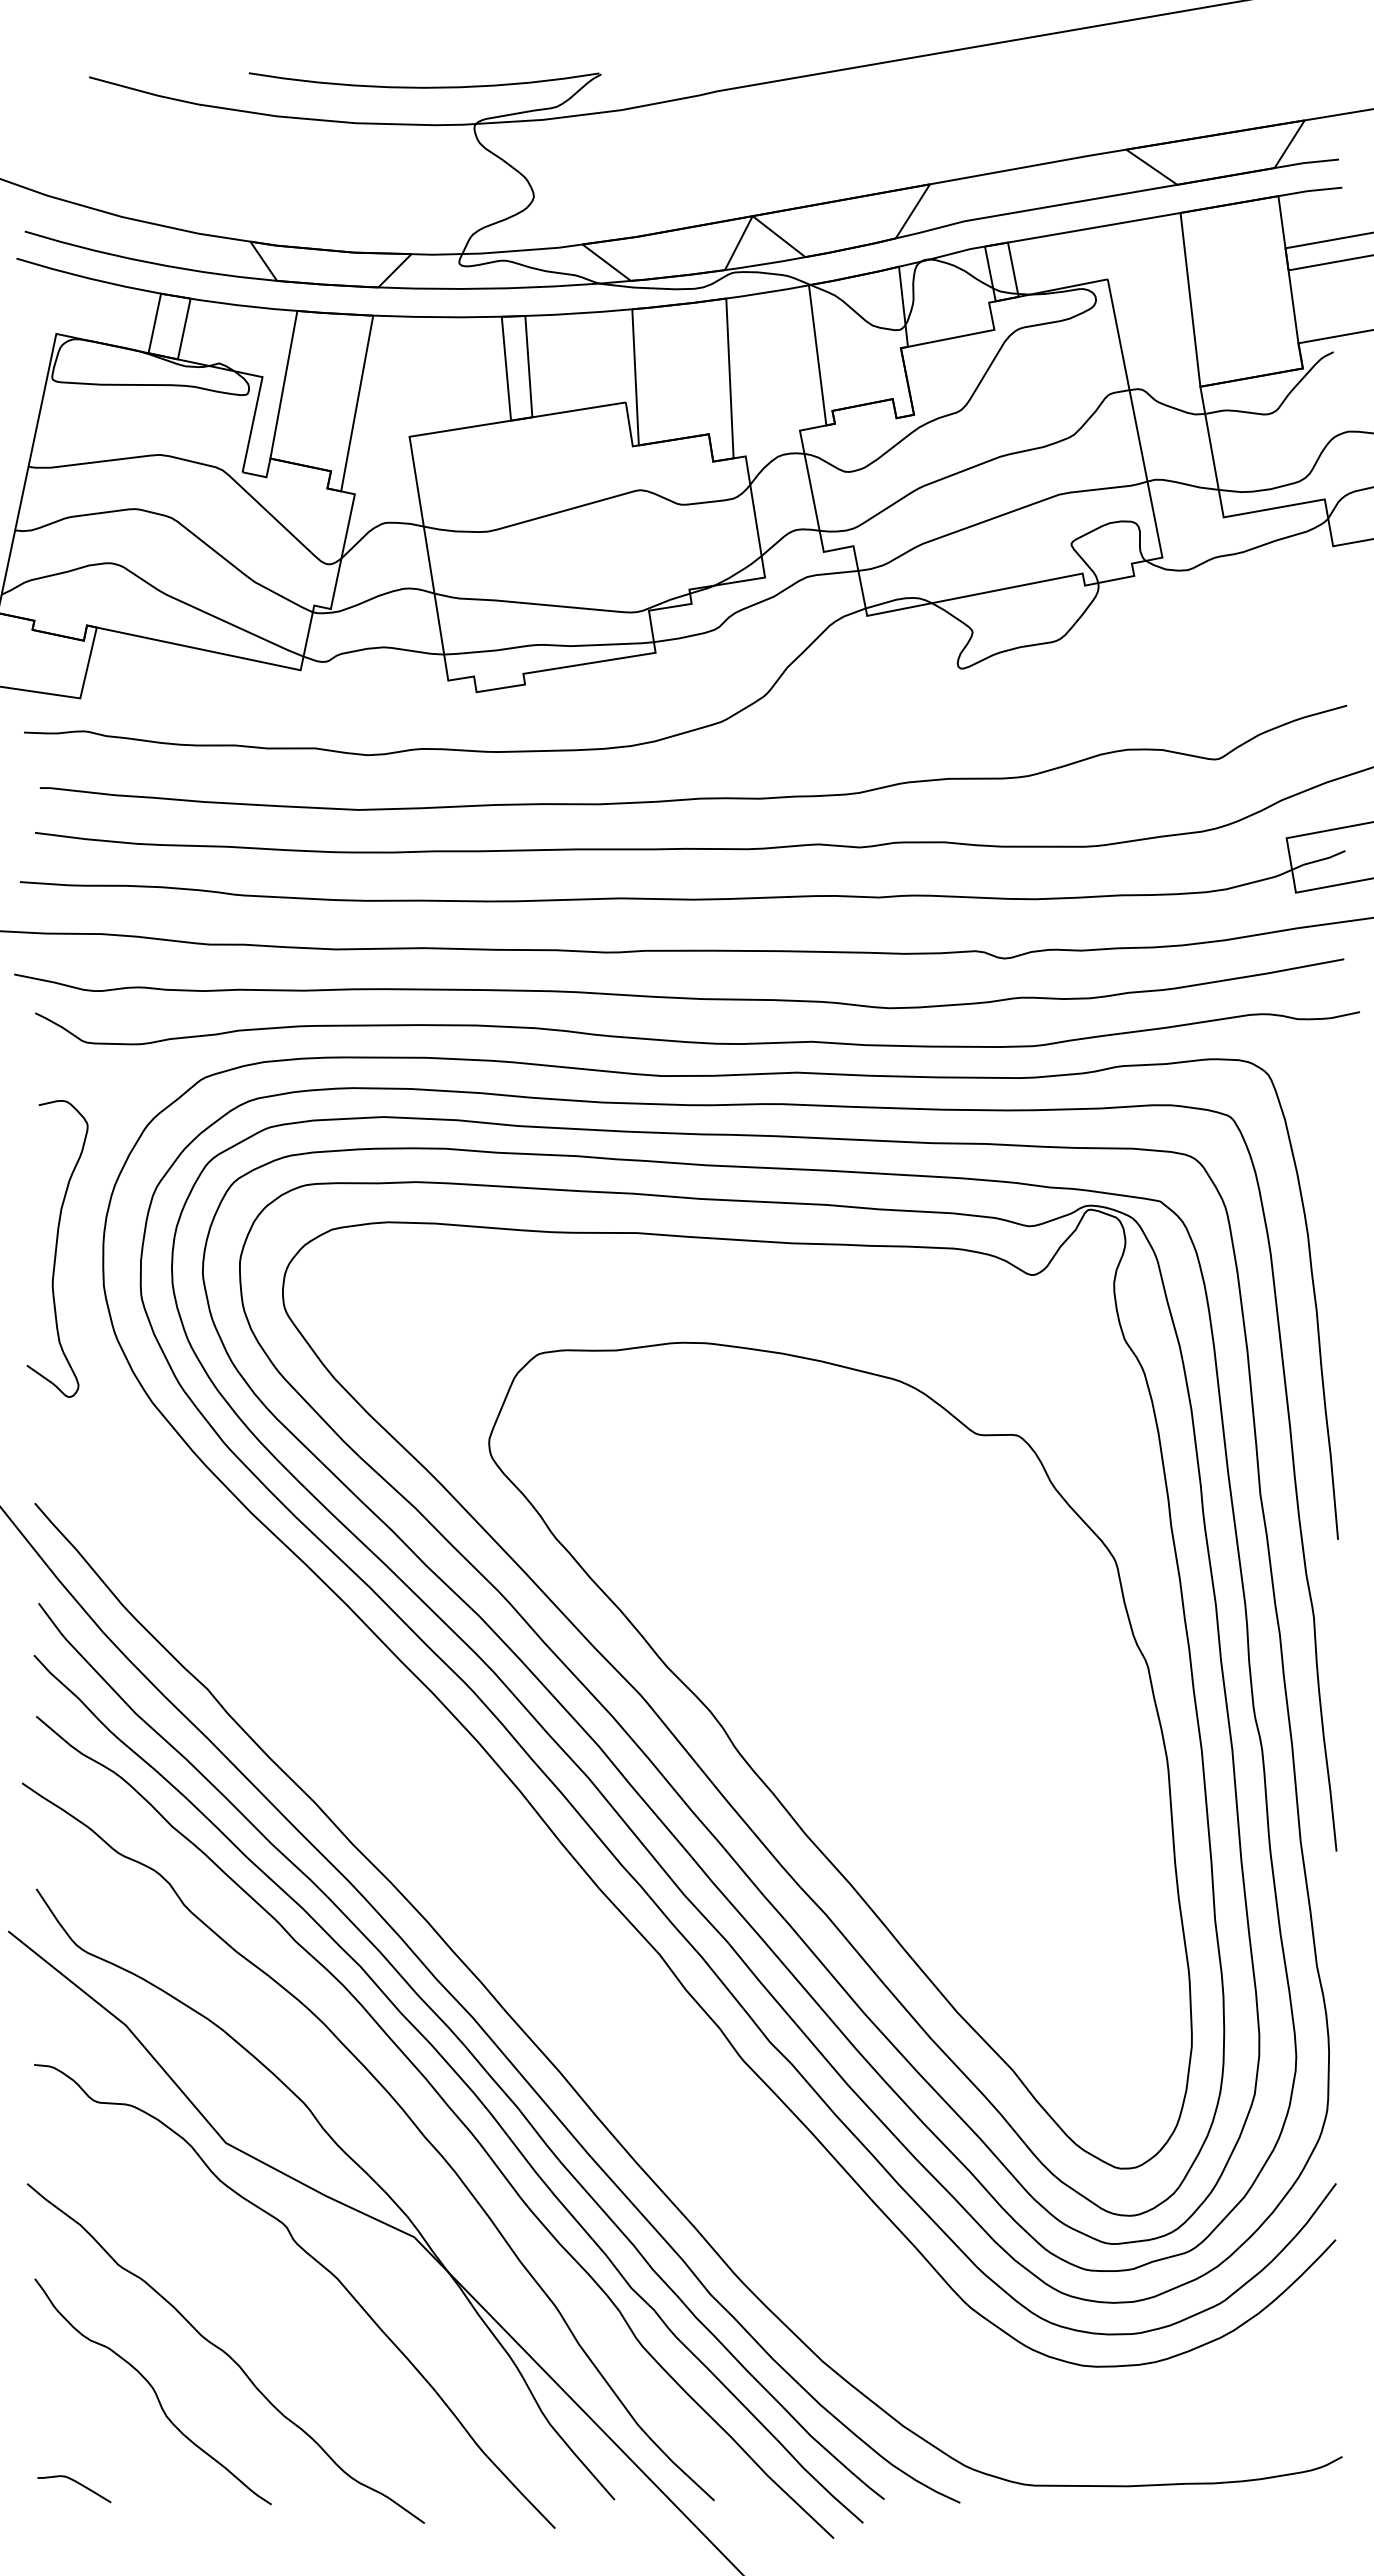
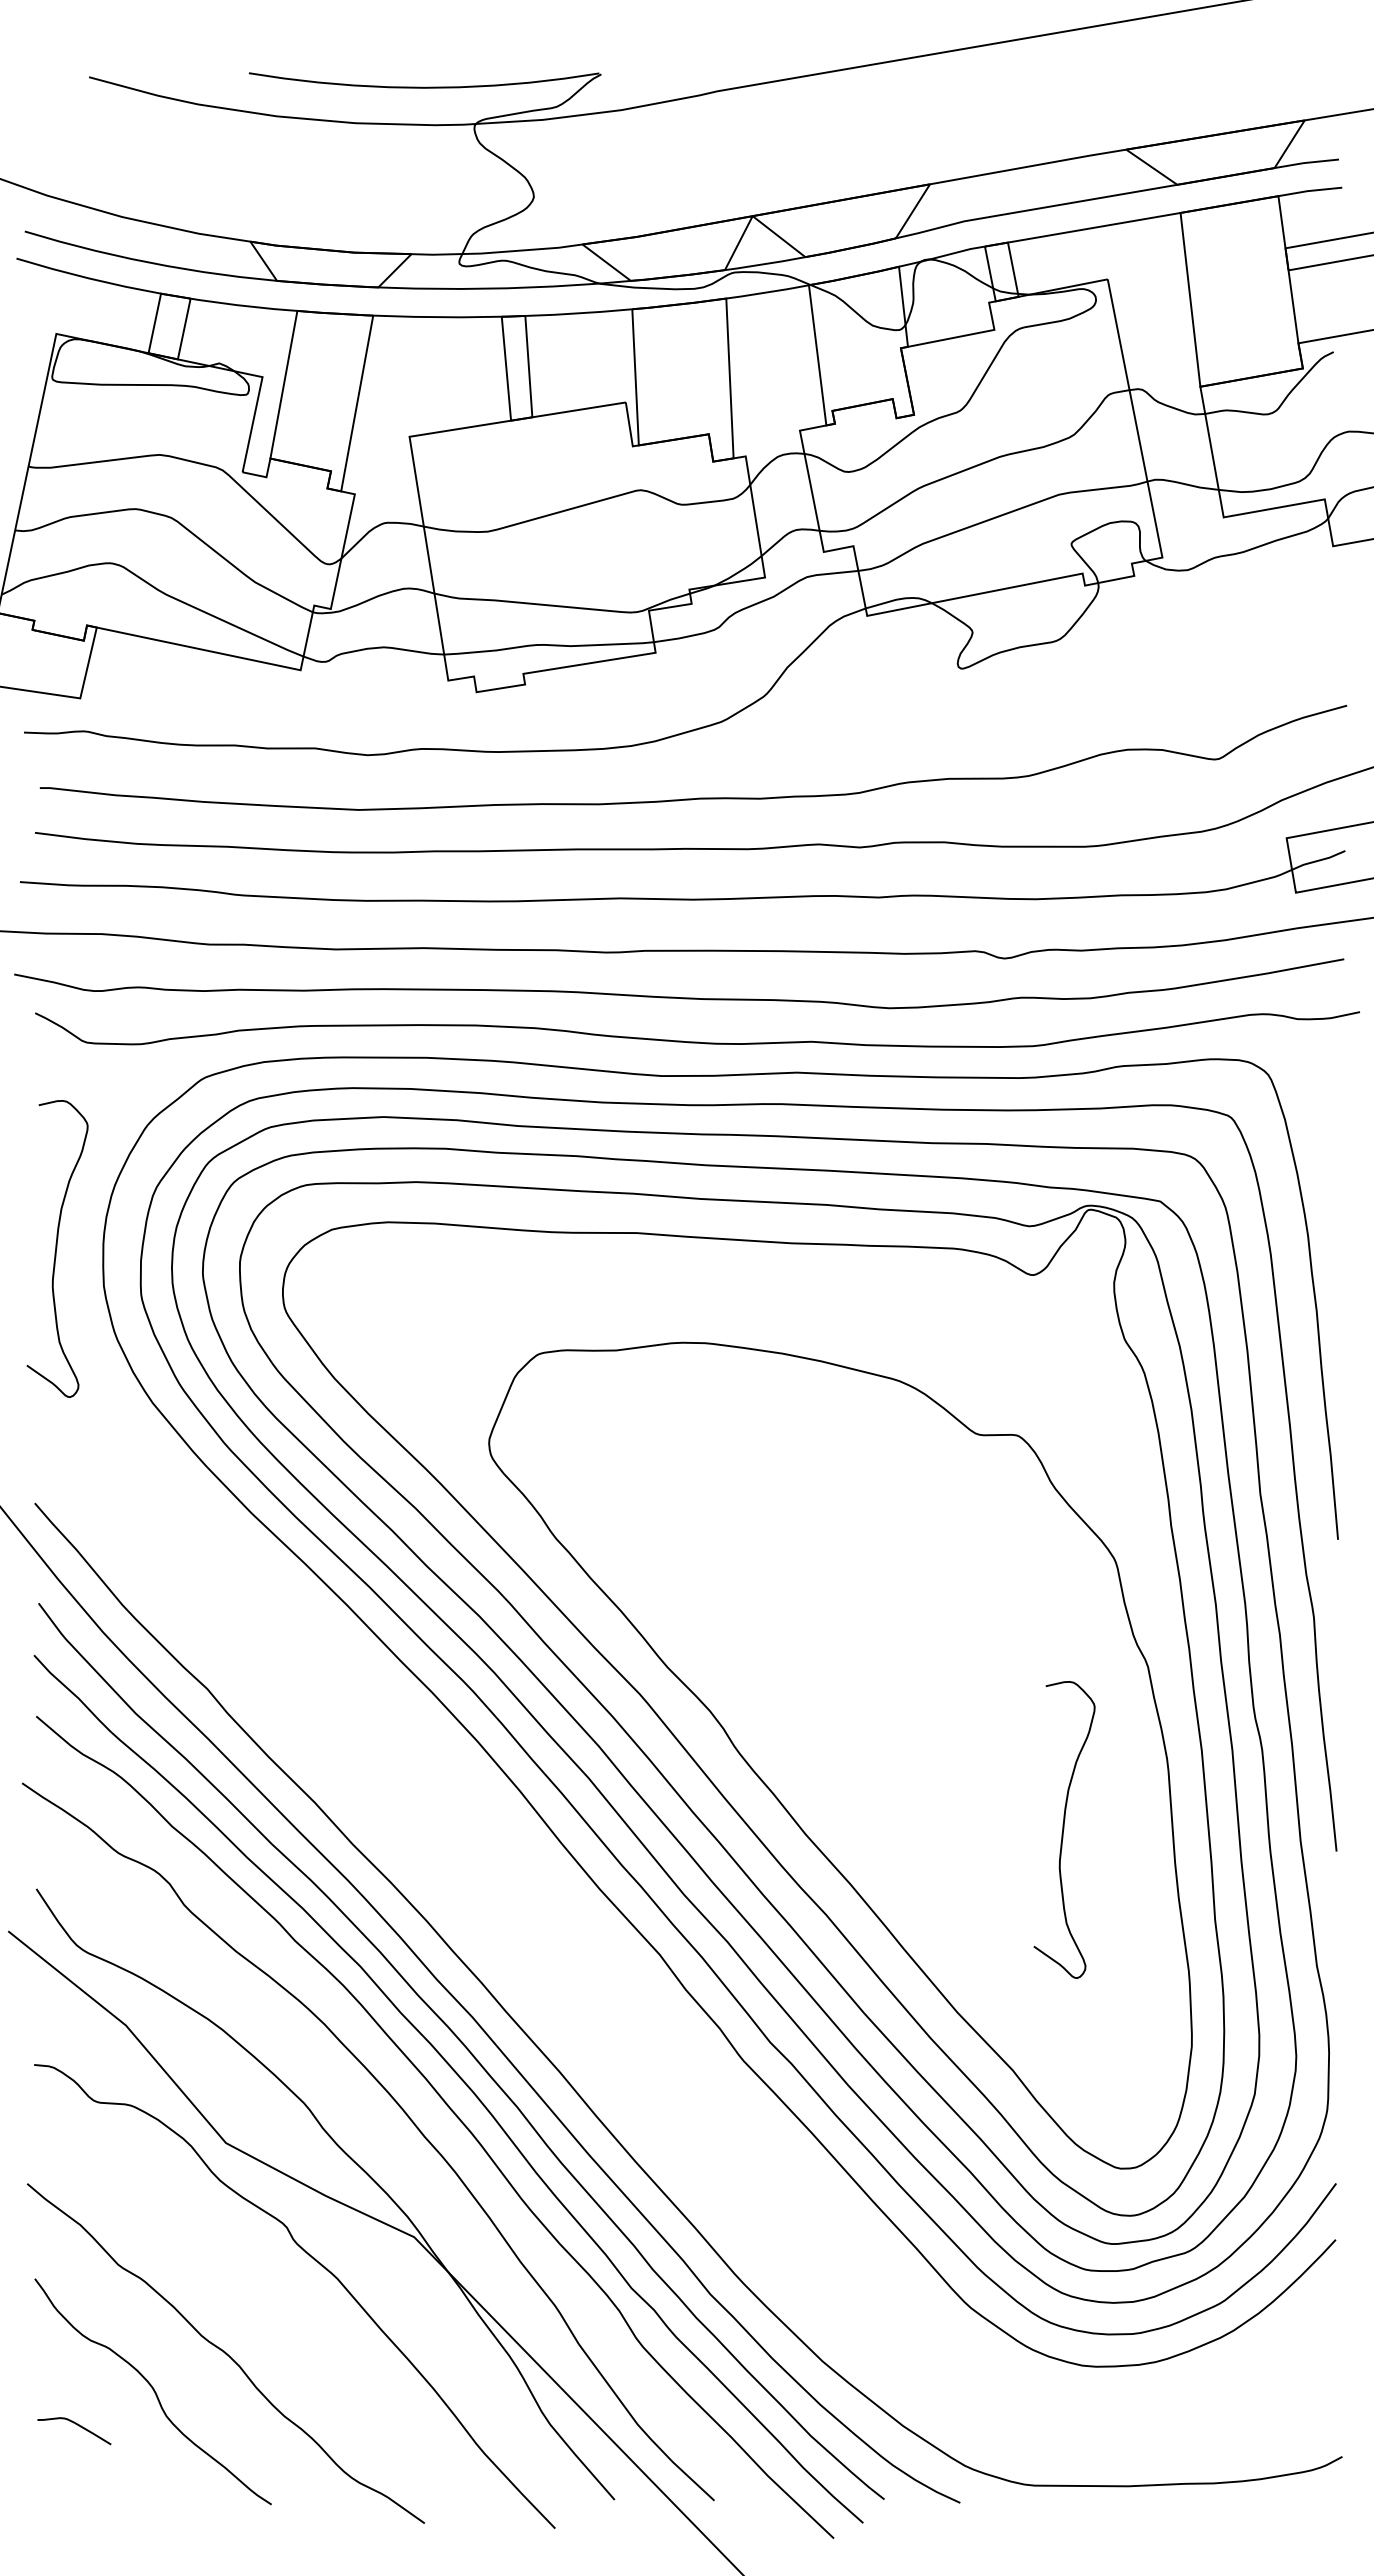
curve: none -> present (1064, 1829)
curve position: (78, 2484) -> (78, 2426) (78, 2426)
